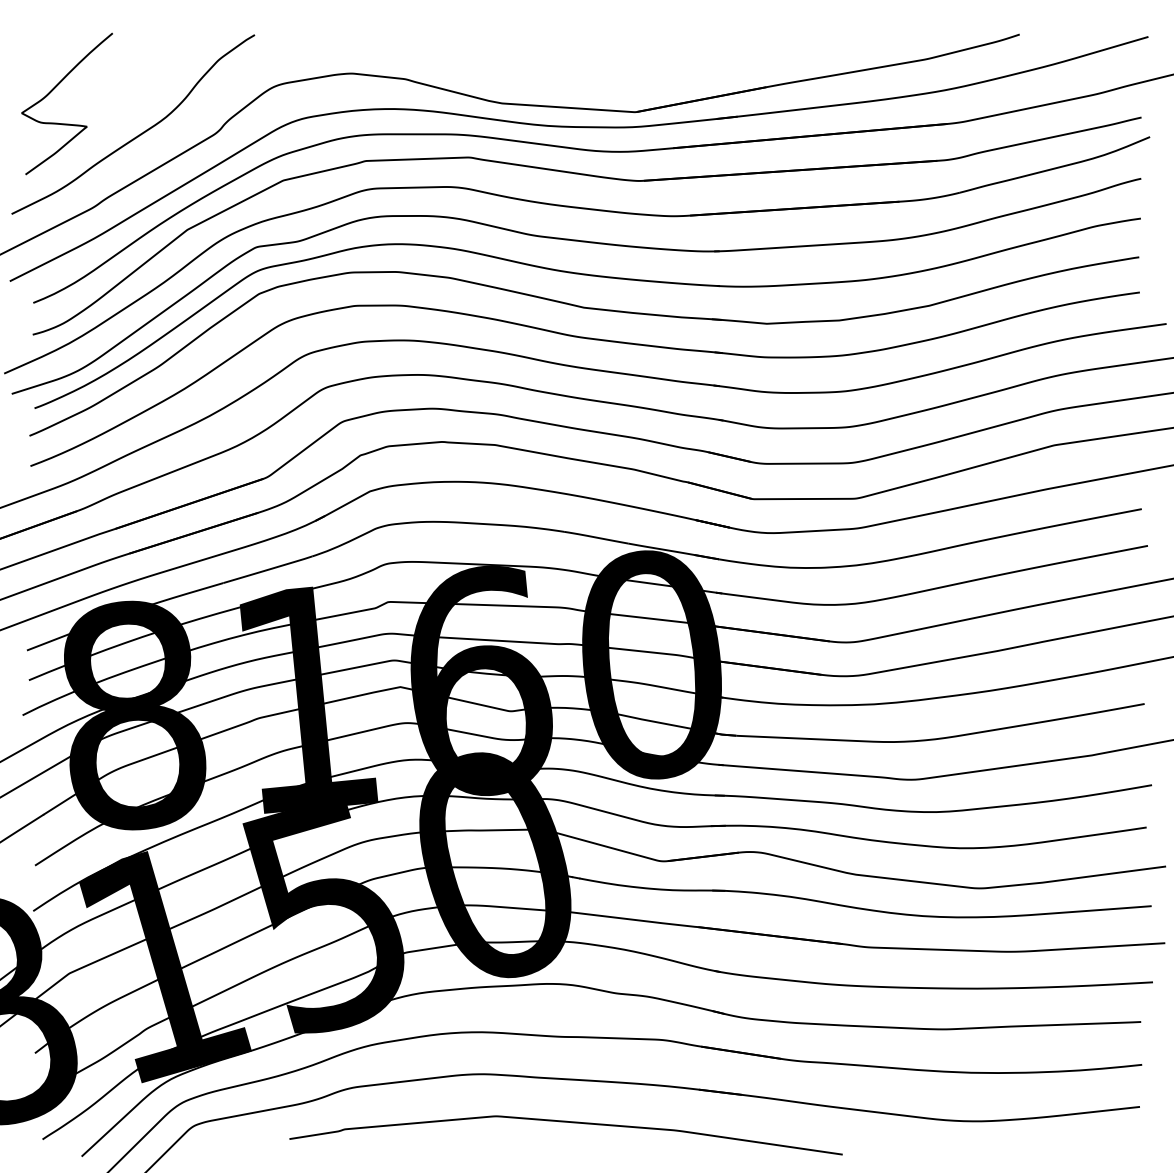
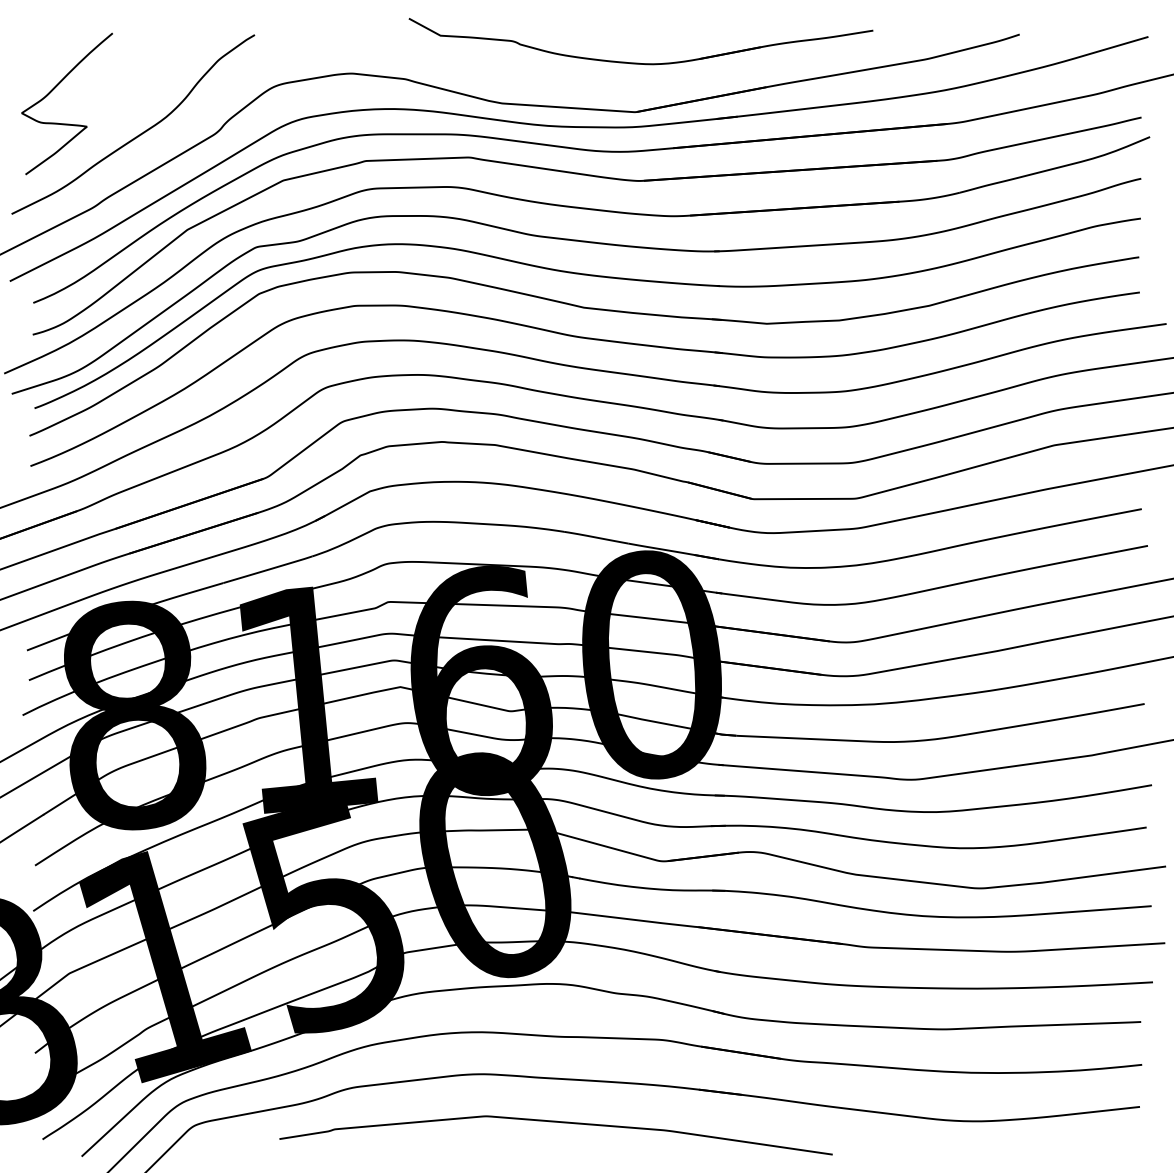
part: none -> present (639, 62)
curve position: (565, 1122) -> (555, 1122) (555, 1122)
